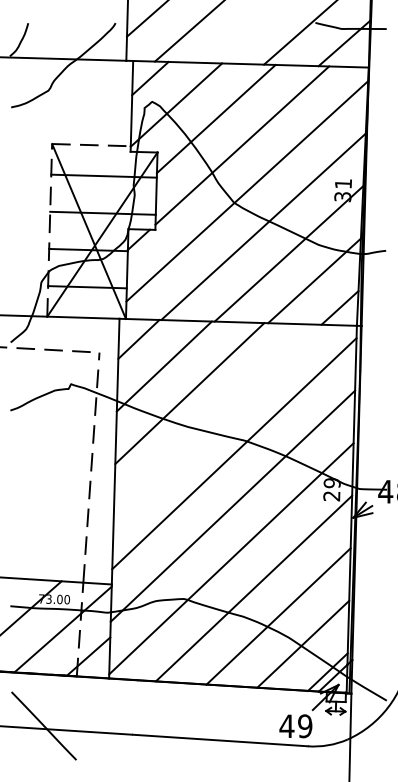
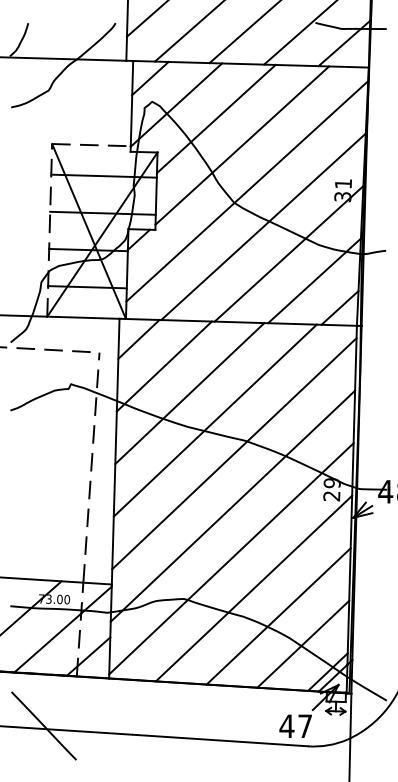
line: none -> present (243, 32)
line: none -> present (214, 420)
text: 49 -> 47 (305, 726)
